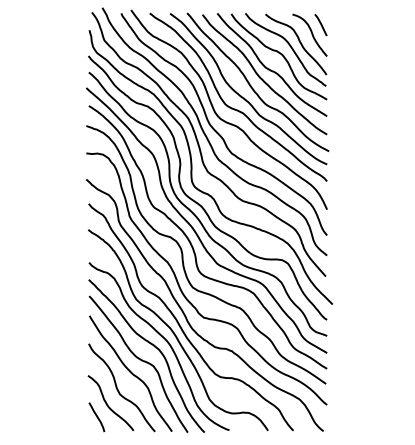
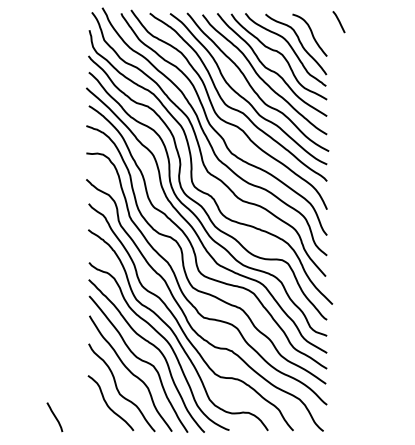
line position: (320, 25) -> (338, 22) (338, 22)
curve position: (96, 417) -> (54, 417) (54, 417)
